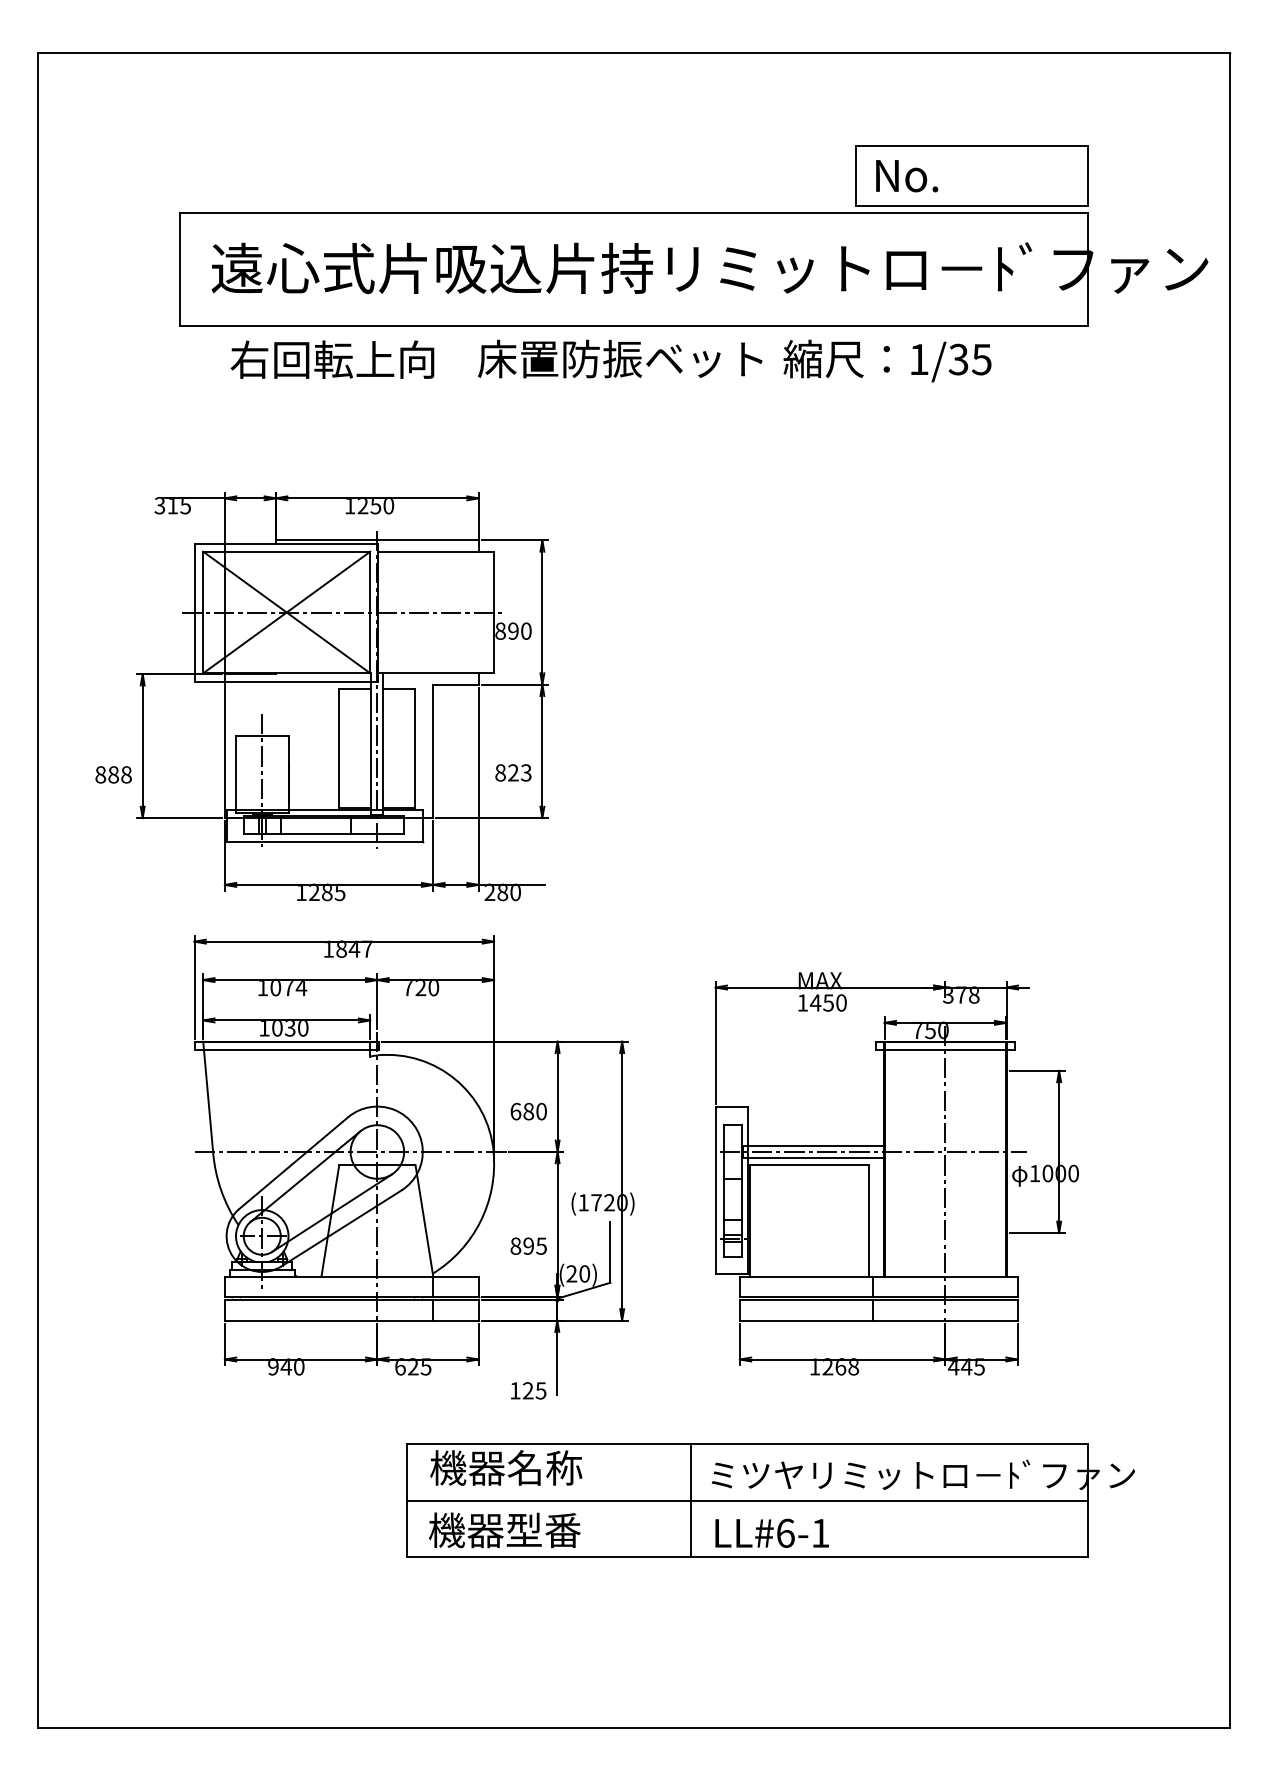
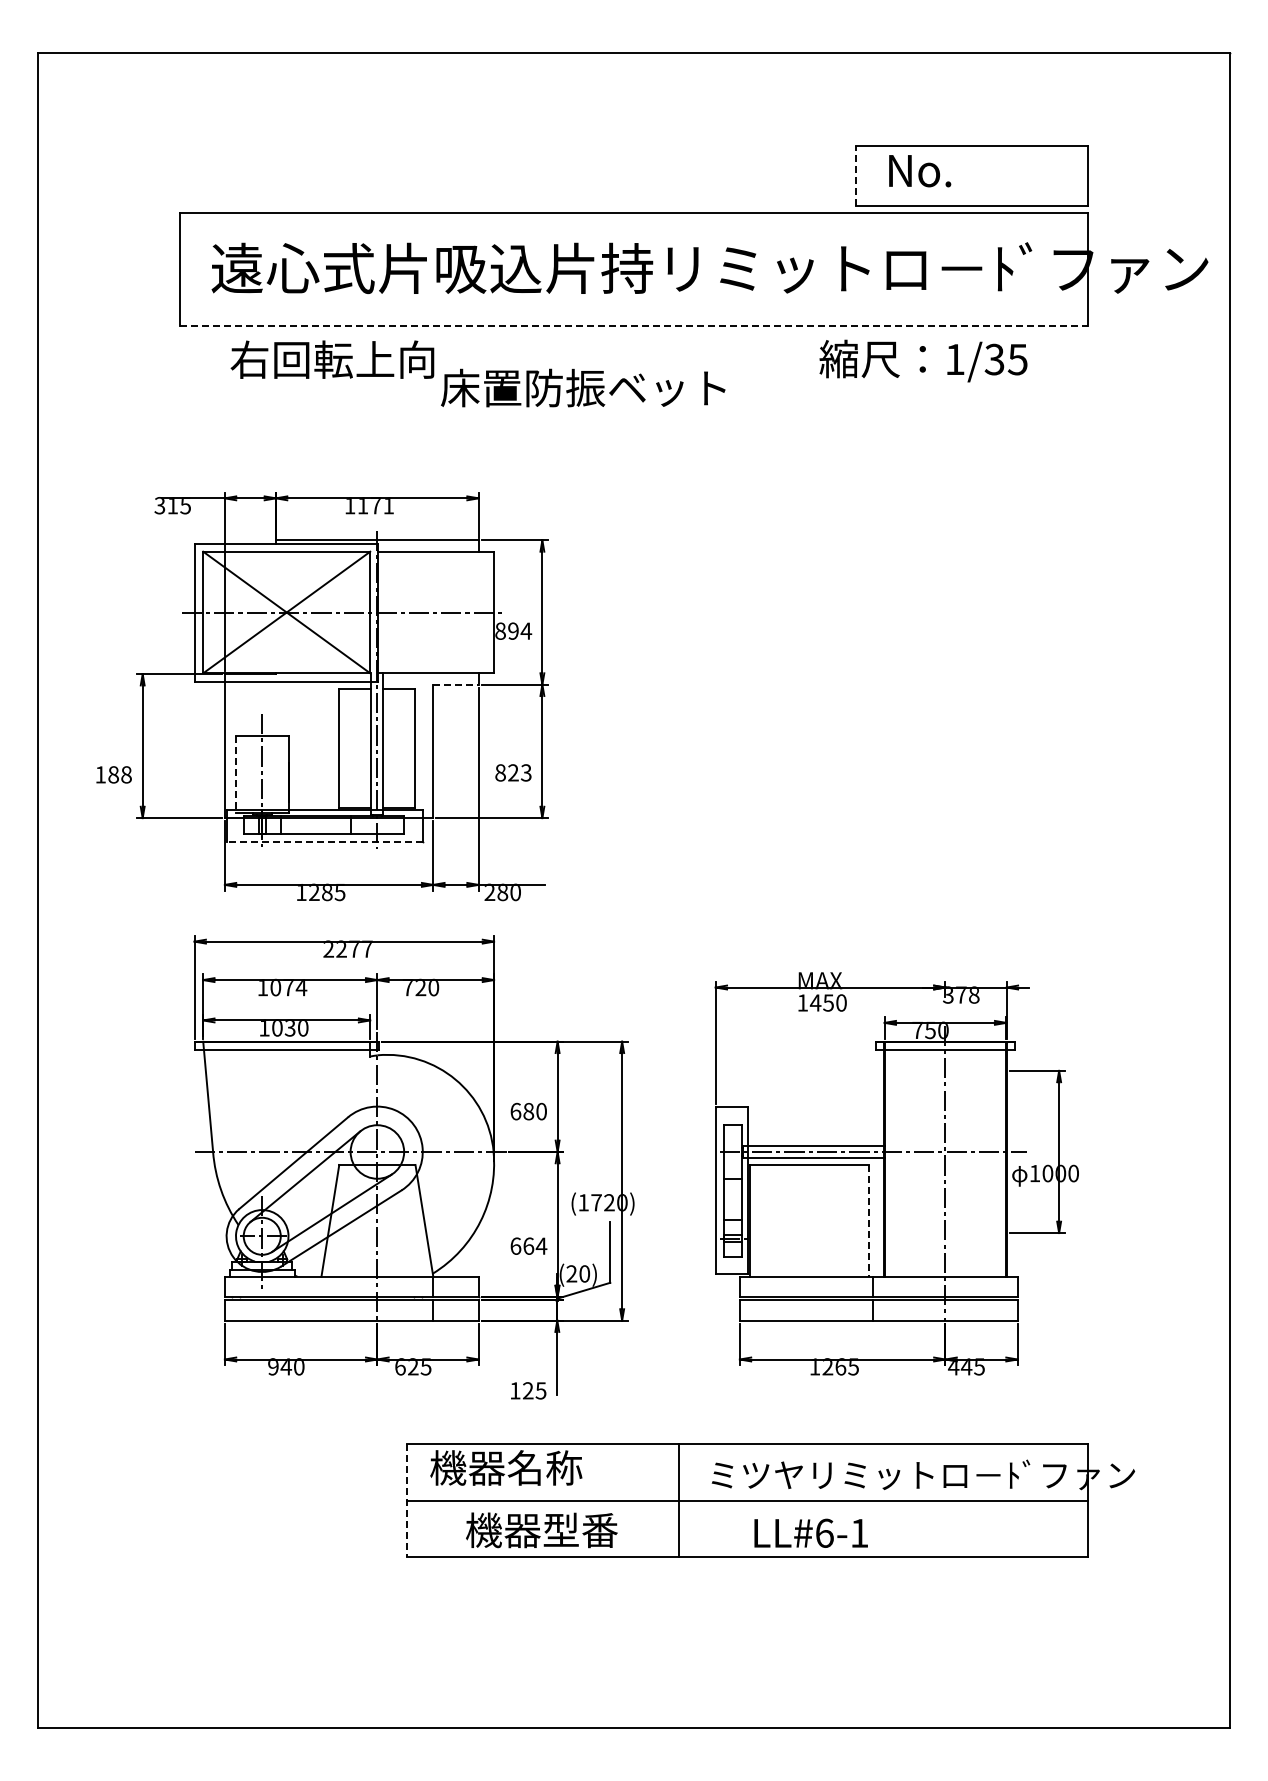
line: solid -> dashed (855, 176)
text position: (907, 176) -> (920, 171) (920, 171)
line: solid -> dashed (634, 326)
text position: (620, 358) -> (583, 387) (583, 387)
text position: (887, 360) -> (923, 360) (923, 360)
text: 1250 -> 1171 (375, 506)
text: 890 -> 894 (526, 630)
line: solid -> dashed (456, 684)
text: 888 -> 188 (100, 774)
line: solid -> dashed (236, 775)
line: solid -> dashed (324, 842)
text: 1847 -> 2277 (341, 948)
line: solid -> dashed (868, 1220)
text: 895 -> 664 (528, 1245)
text: 1268 -> 1265 (853, 1366)
line: solid -> dashed (406, 1500)
line position: (690, 1500) -> (678, 1500) (678, 1500)
text position: (504, 1530) -> (541, 1530) (541, 1530)
text position: (771, 1532) -> (810, 1532) (810, 1532)
